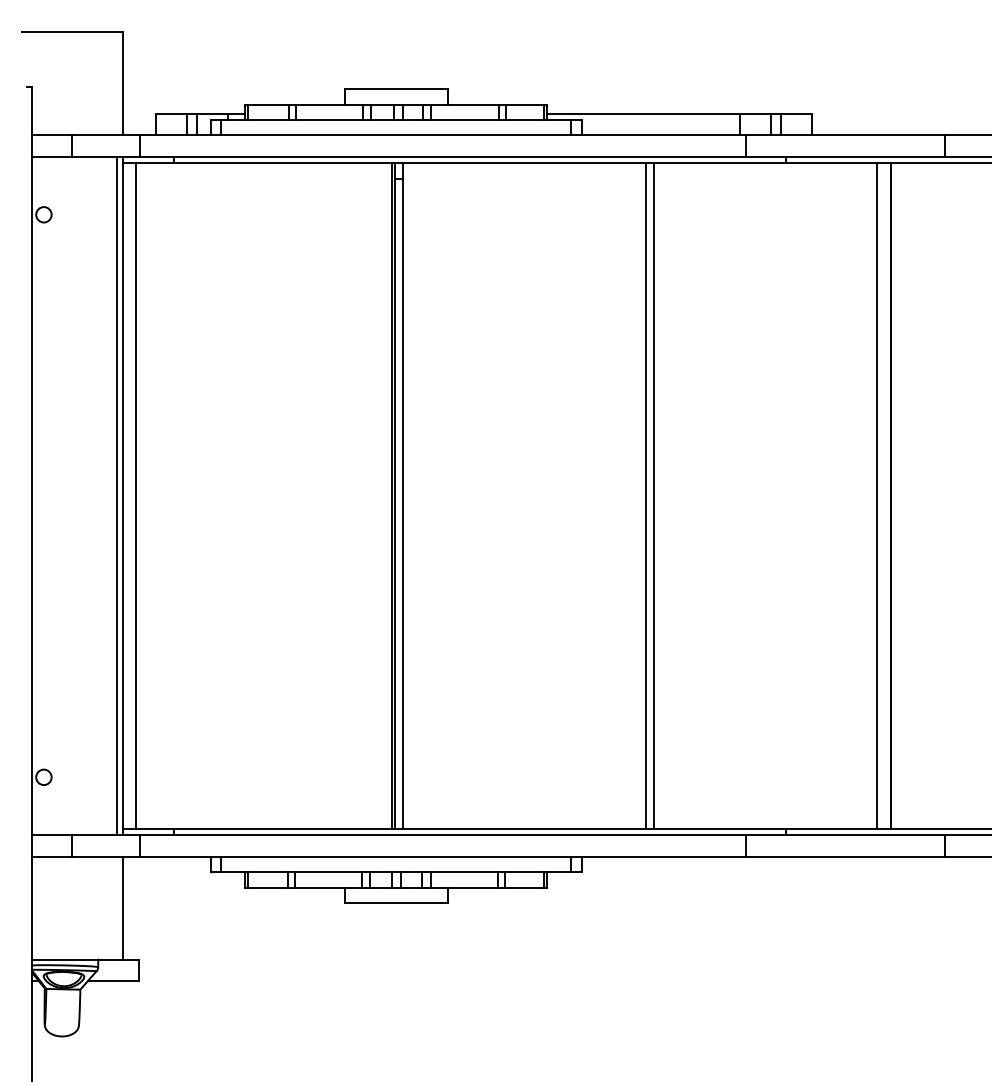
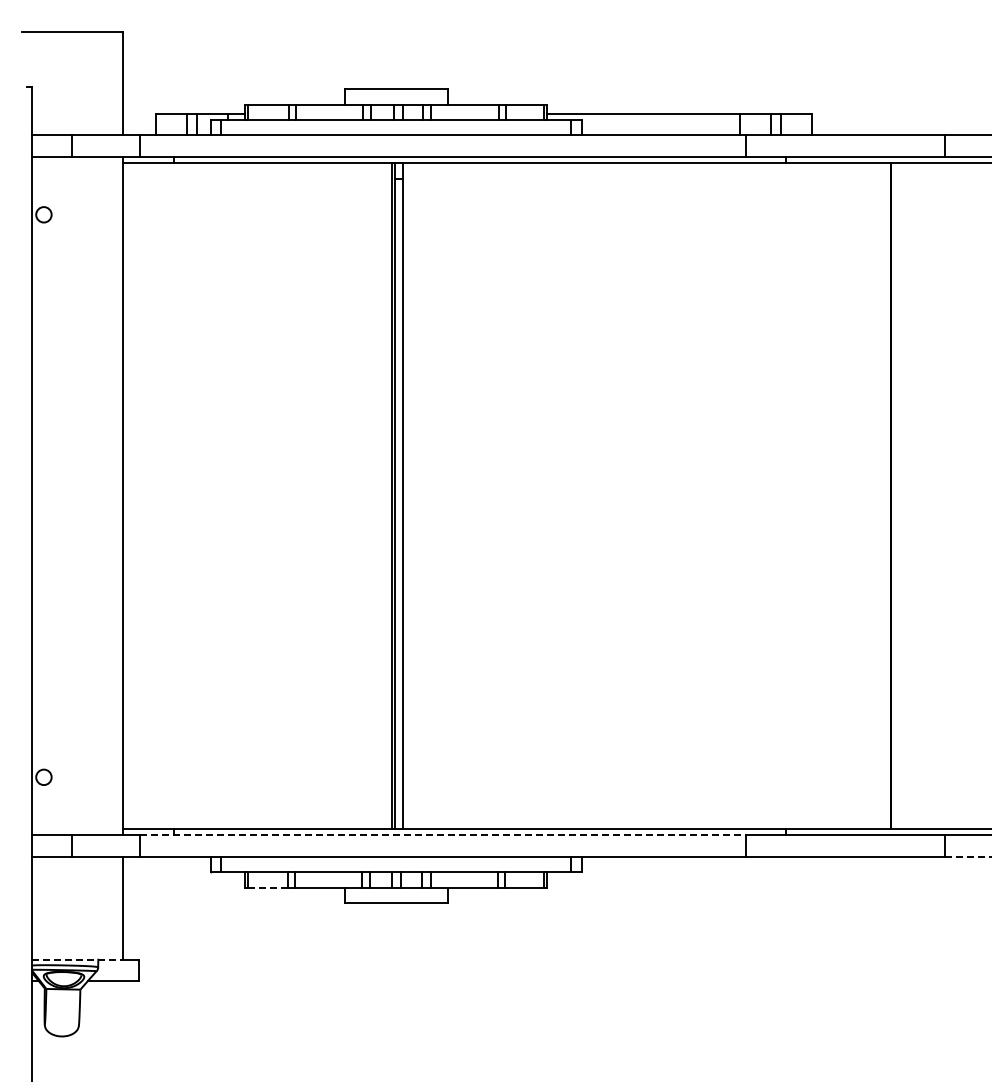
line: present -> none (135, 495)
line: present -> none (645, 495)
line: present -> none (654, 495)
line: present -> none (877, 495)
line: present -> none (117, 496)
line: solid -> dashed (443, 835)
line: solid -> dashed (968, 856)
line: solid -> dashed (268, 887)
line: solid -> dashed (78, 959)
